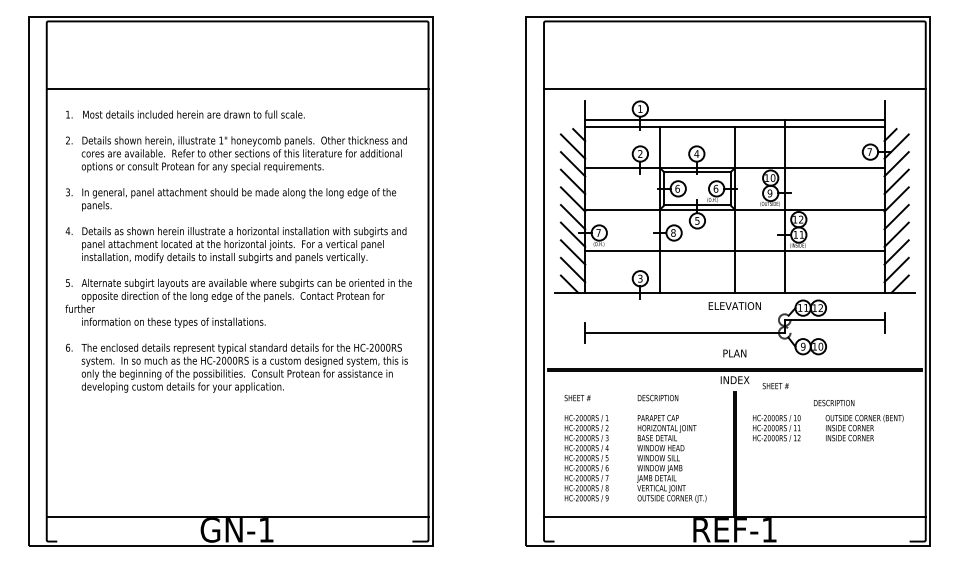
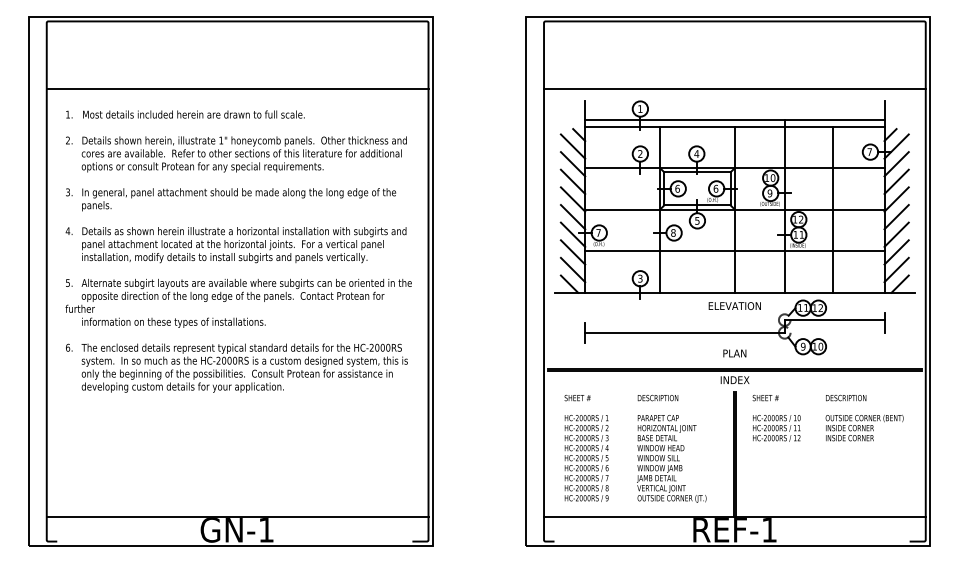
line: none -> present (833, 209)
text position: (775, 385) -> (765, 397) (765, 397)
text position: (834, 403) -> (846, 398) (846, 398)
